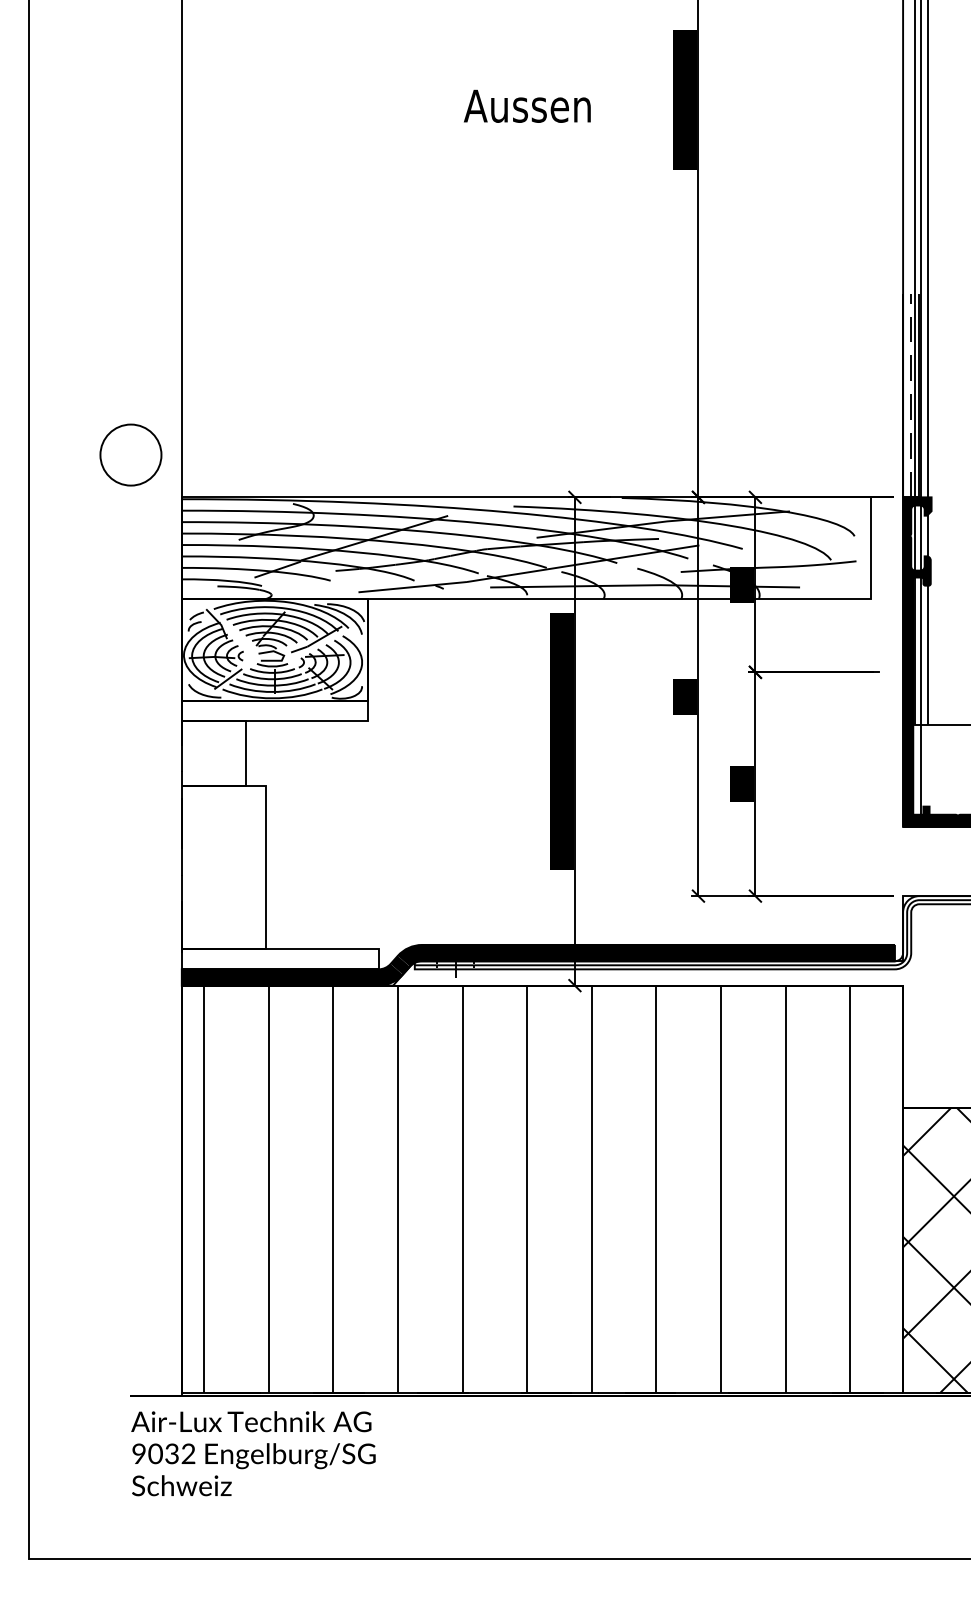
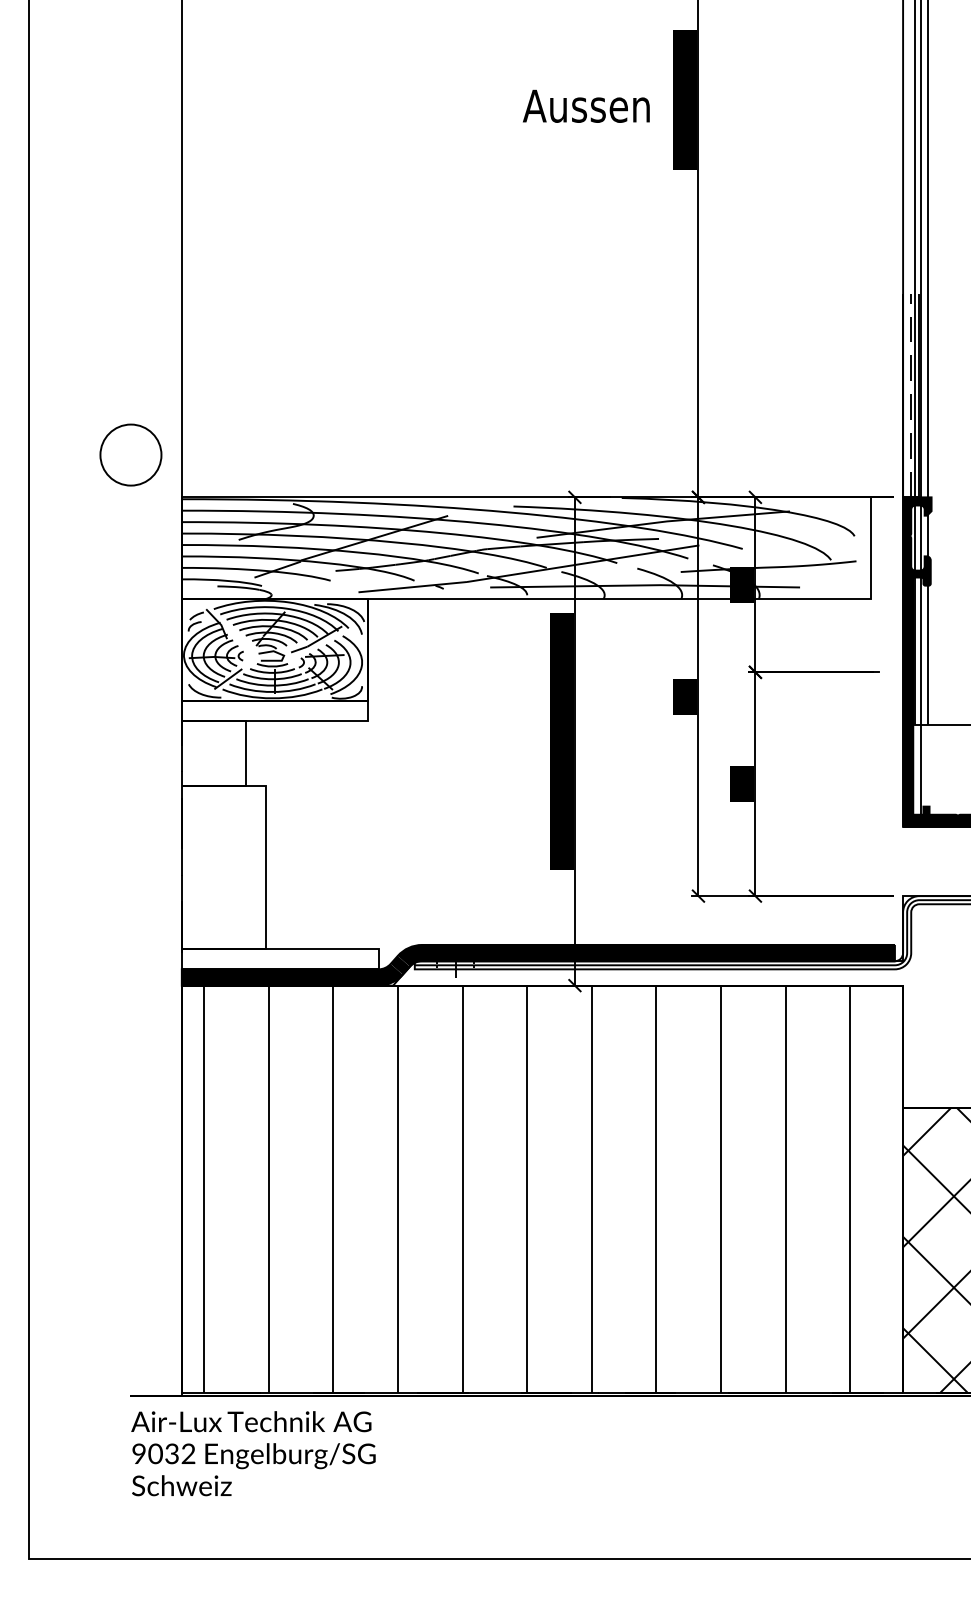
text position: (527, 105) -> (586, 105) (586, 105)
